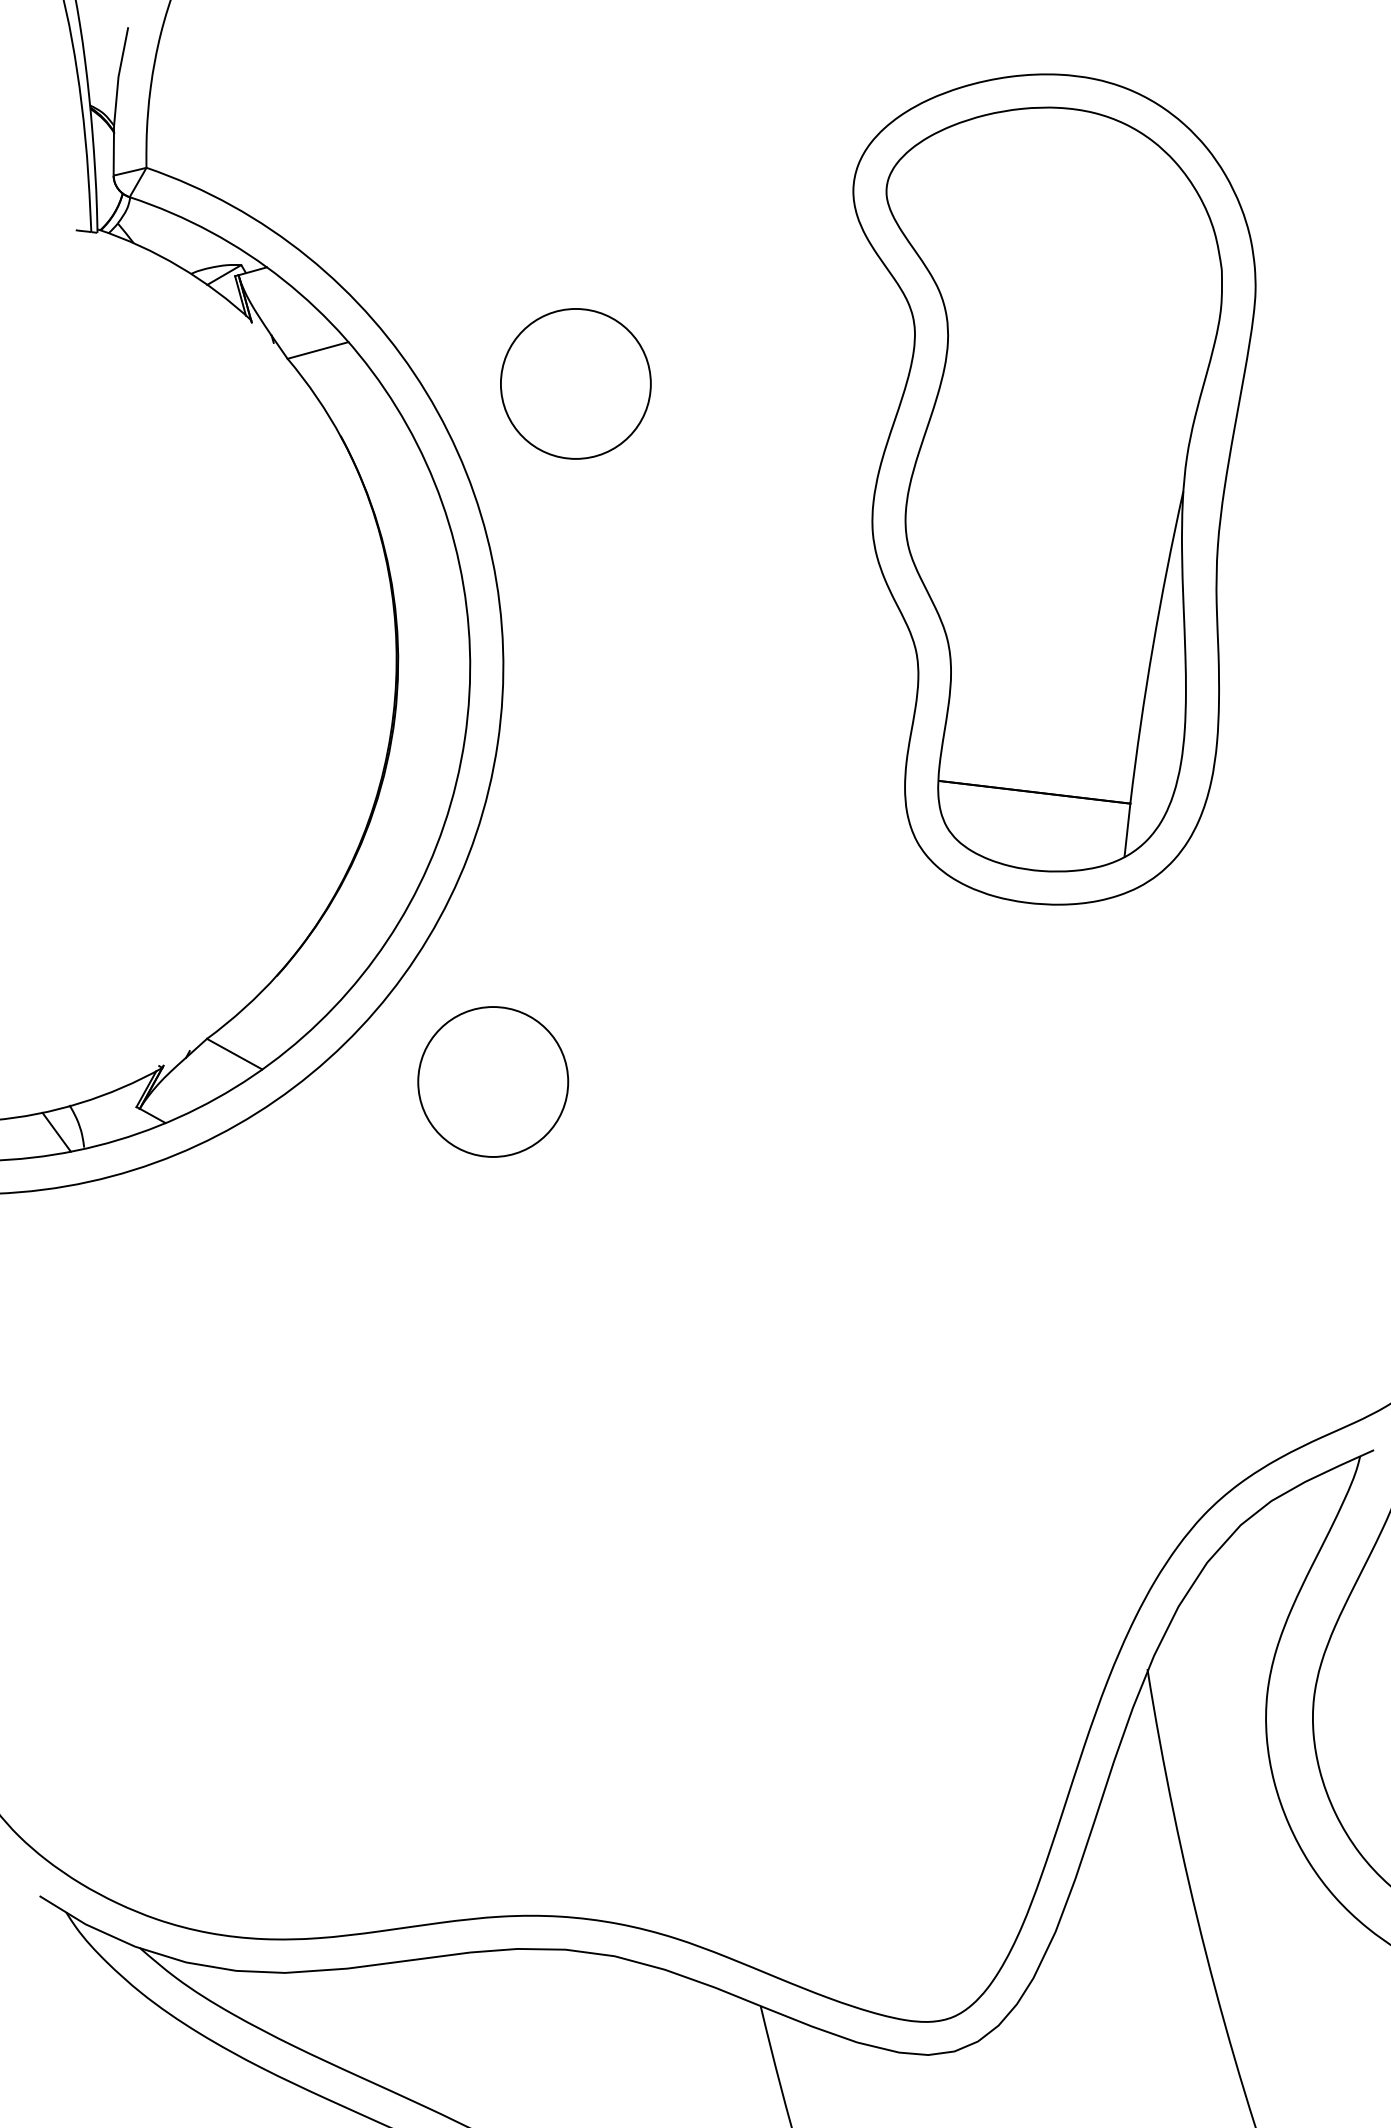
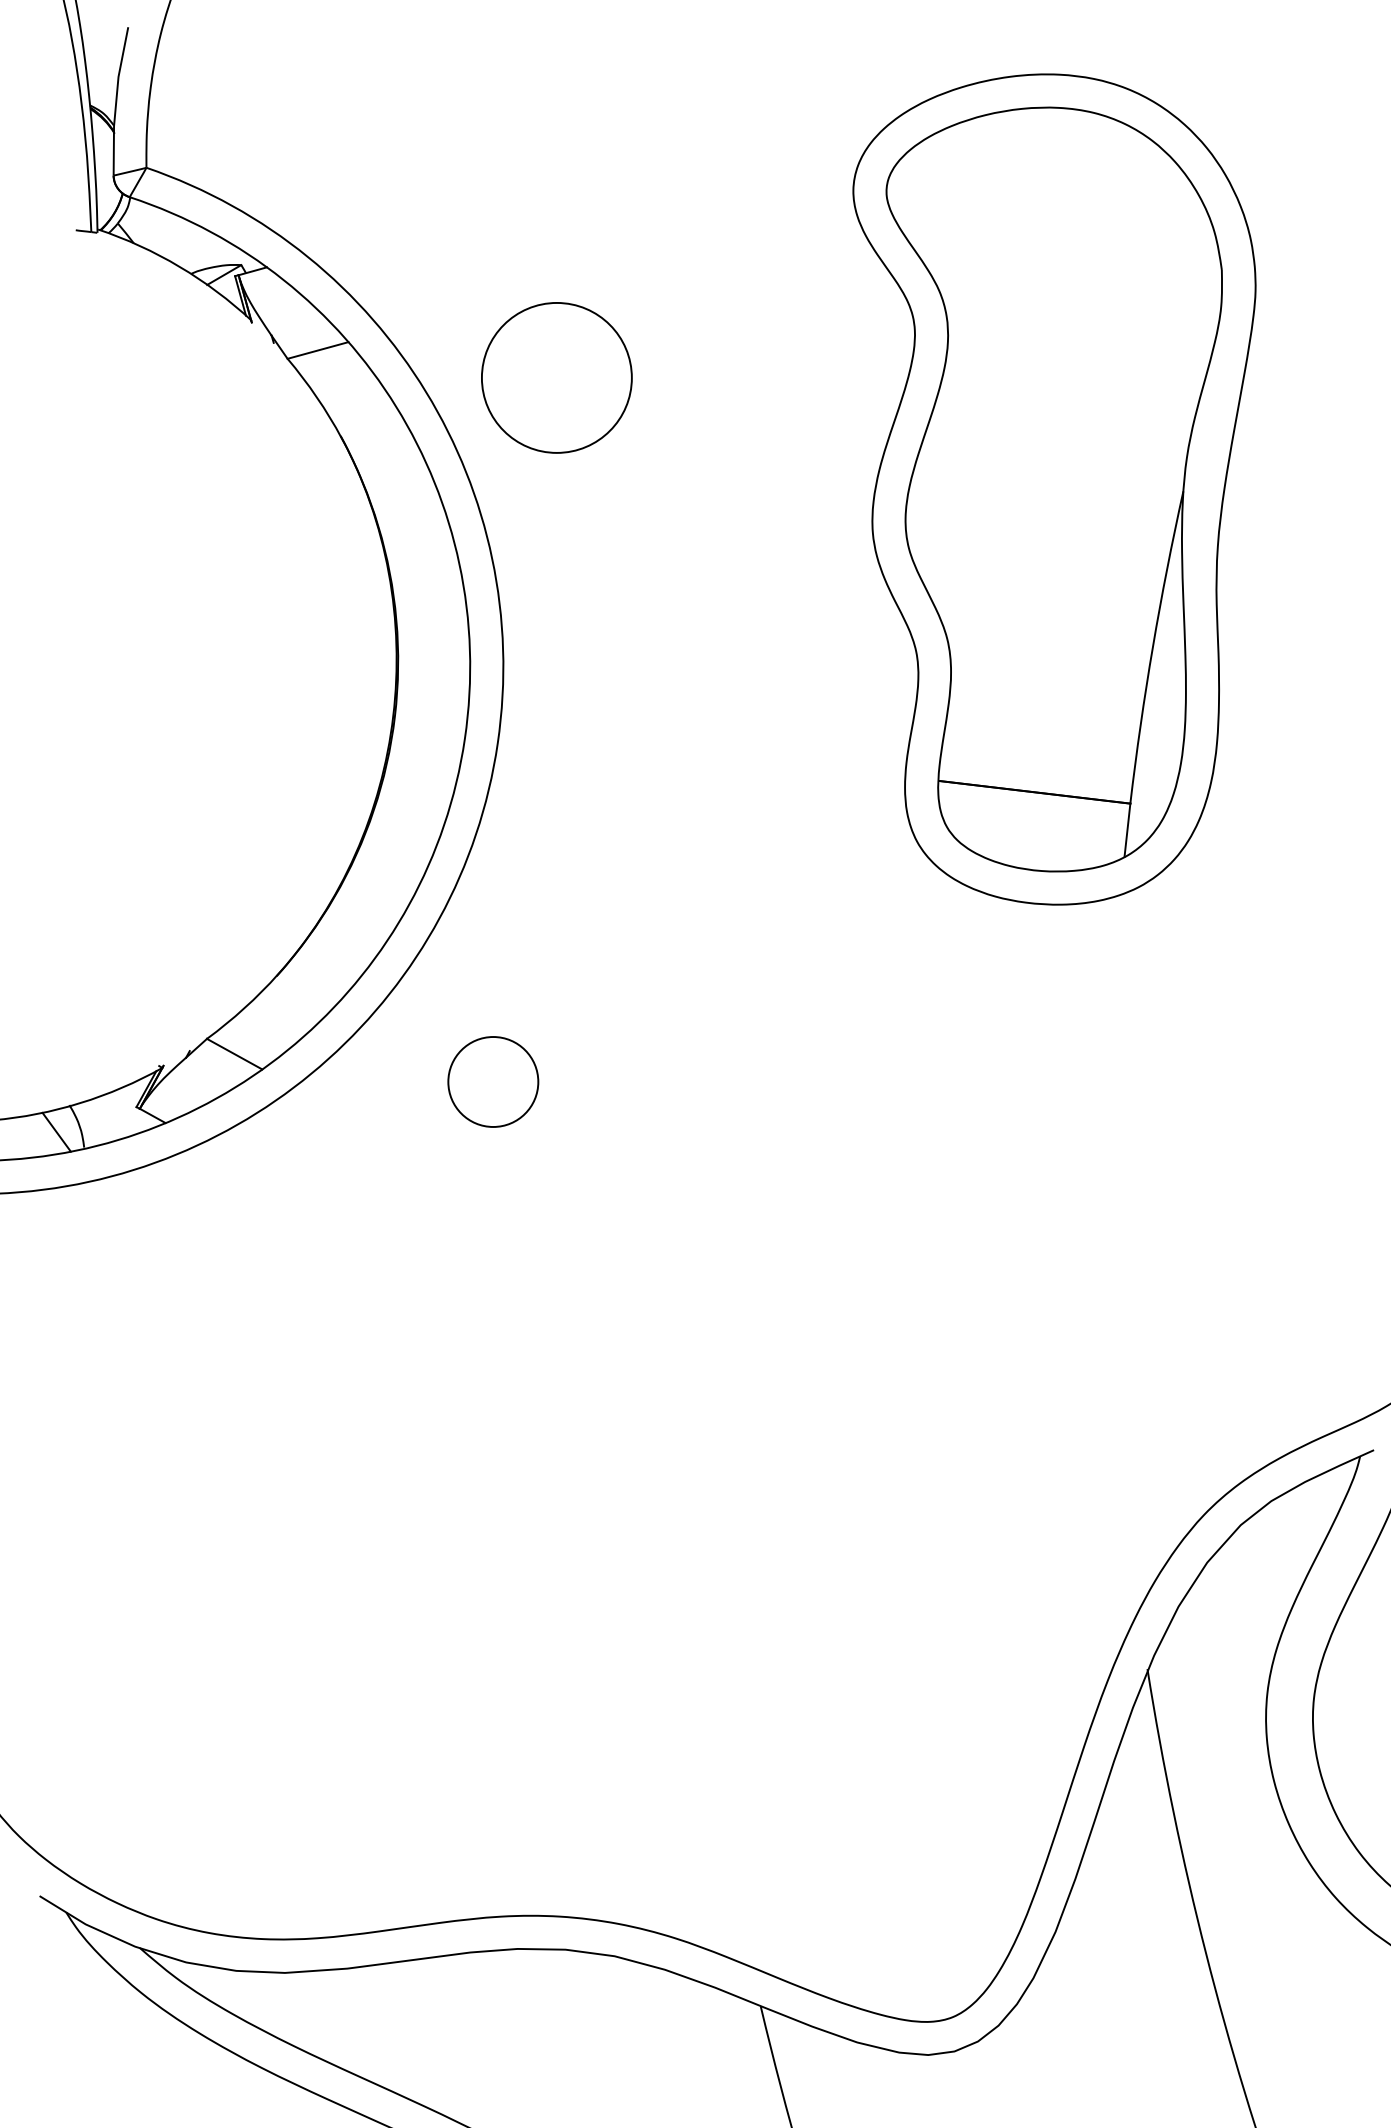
circle position: (575, 383) -> (556, 377) (556, 377)
circle size: 153x152 px -> 93x92 px (493, 1081)
